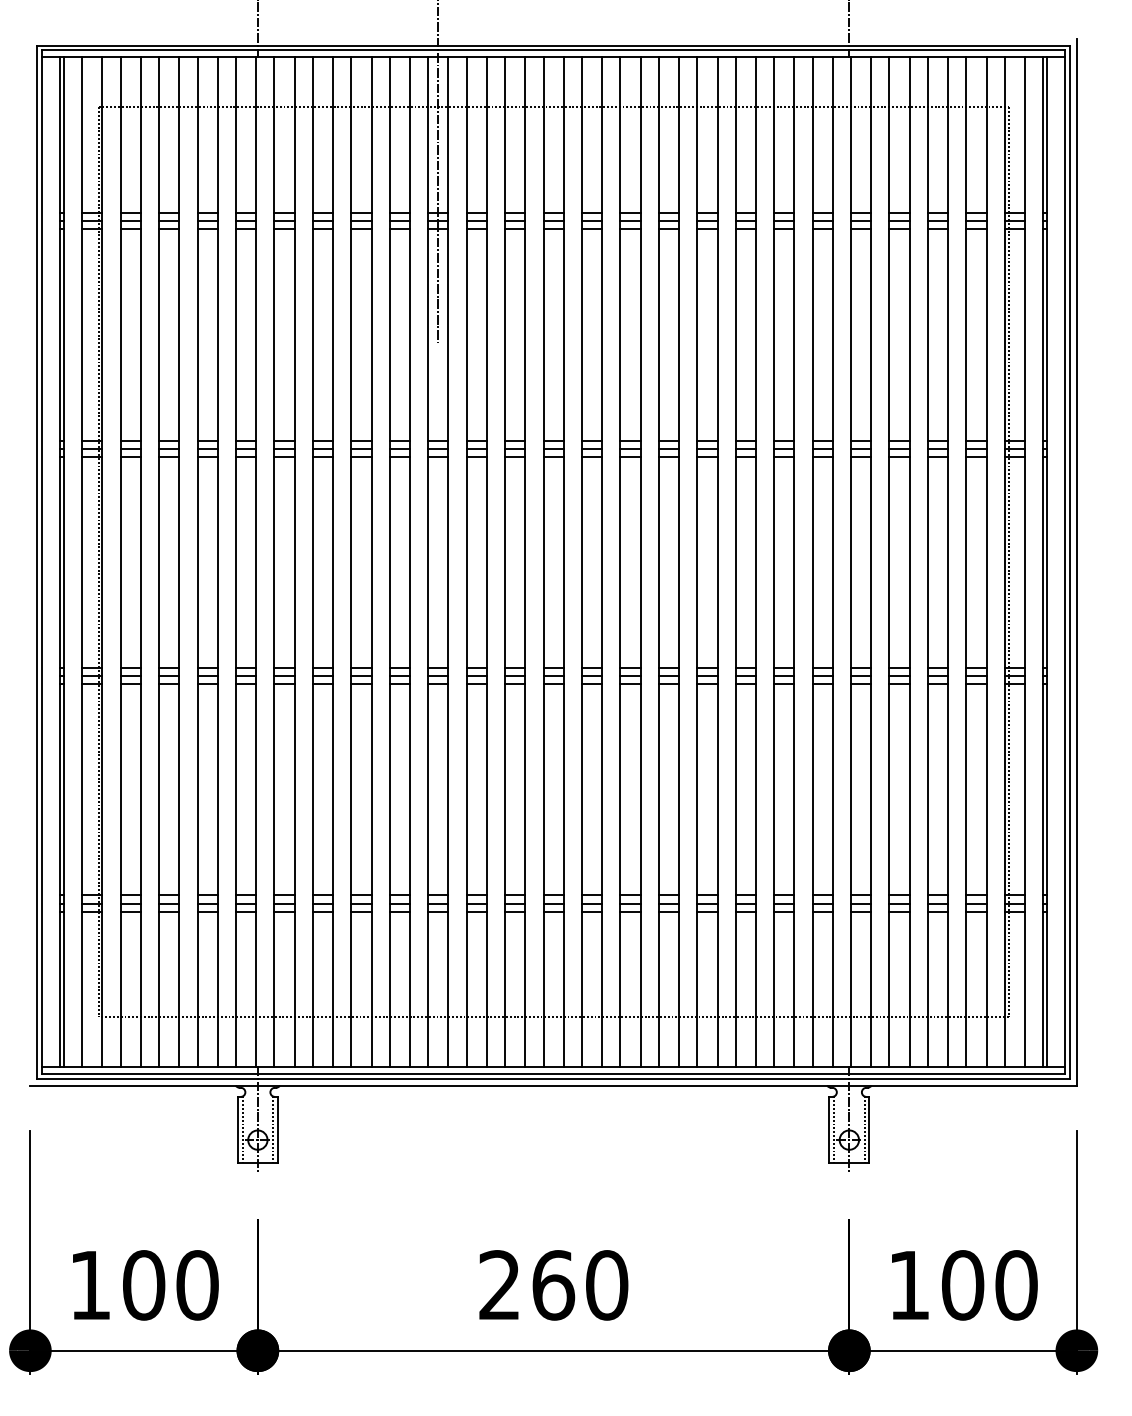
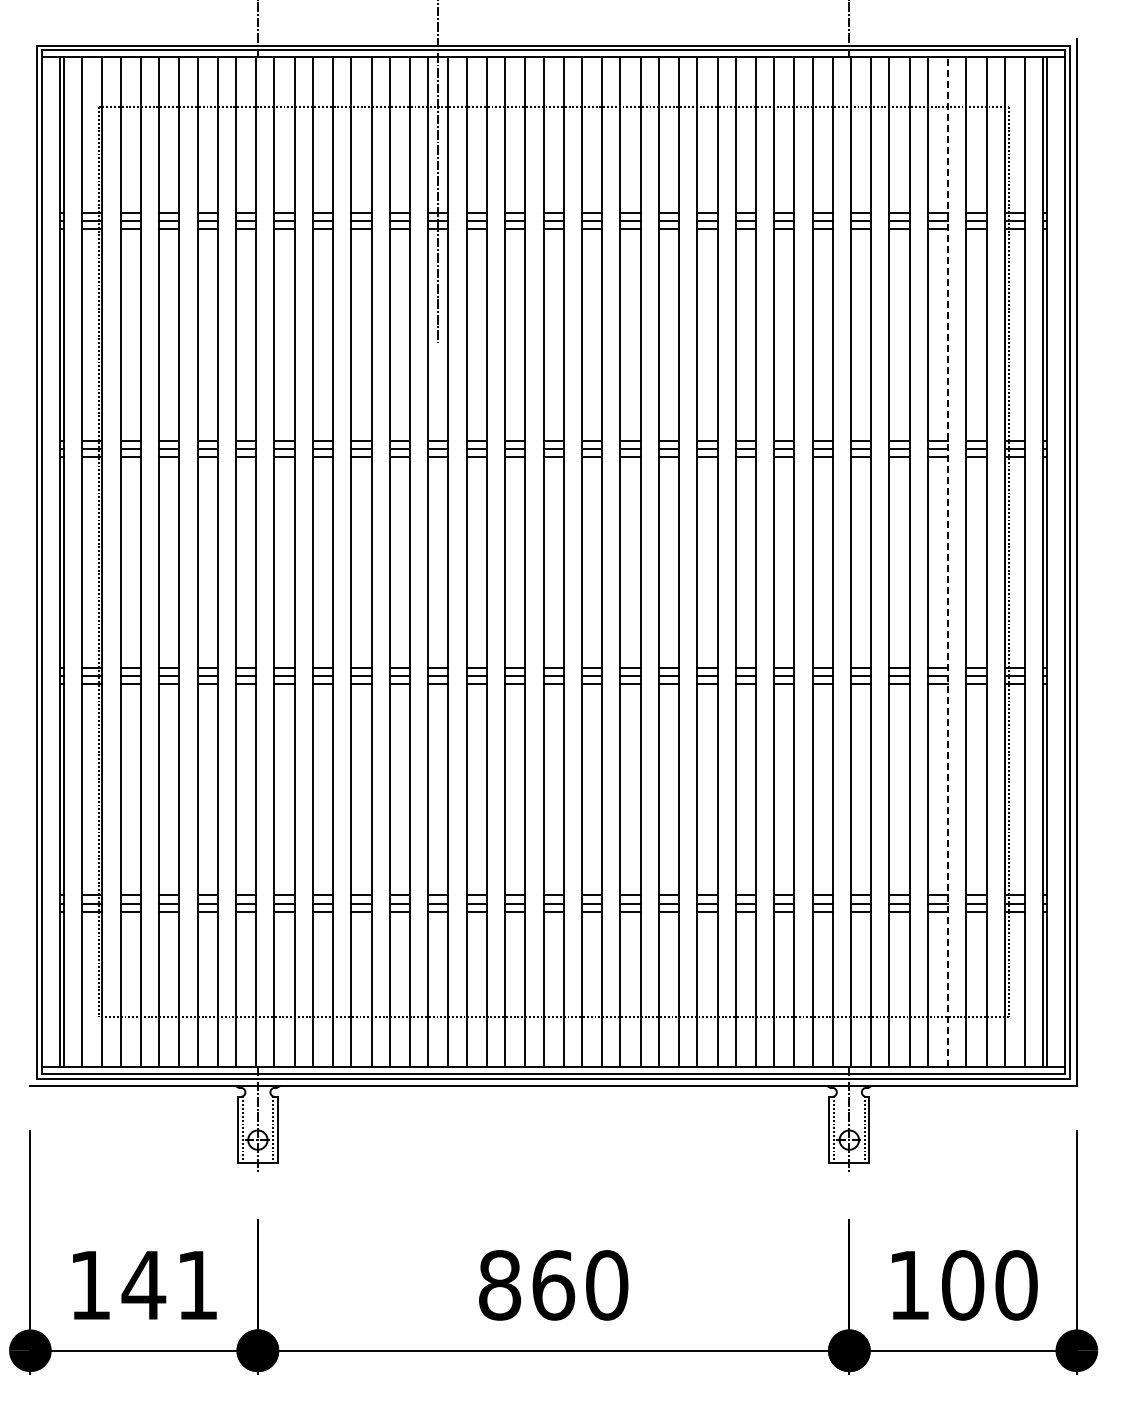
line: solid -> dashed (948, 561)
text: 100 -> 141 (169, 1285)
text: 260 -> 860 (500, 1285)
